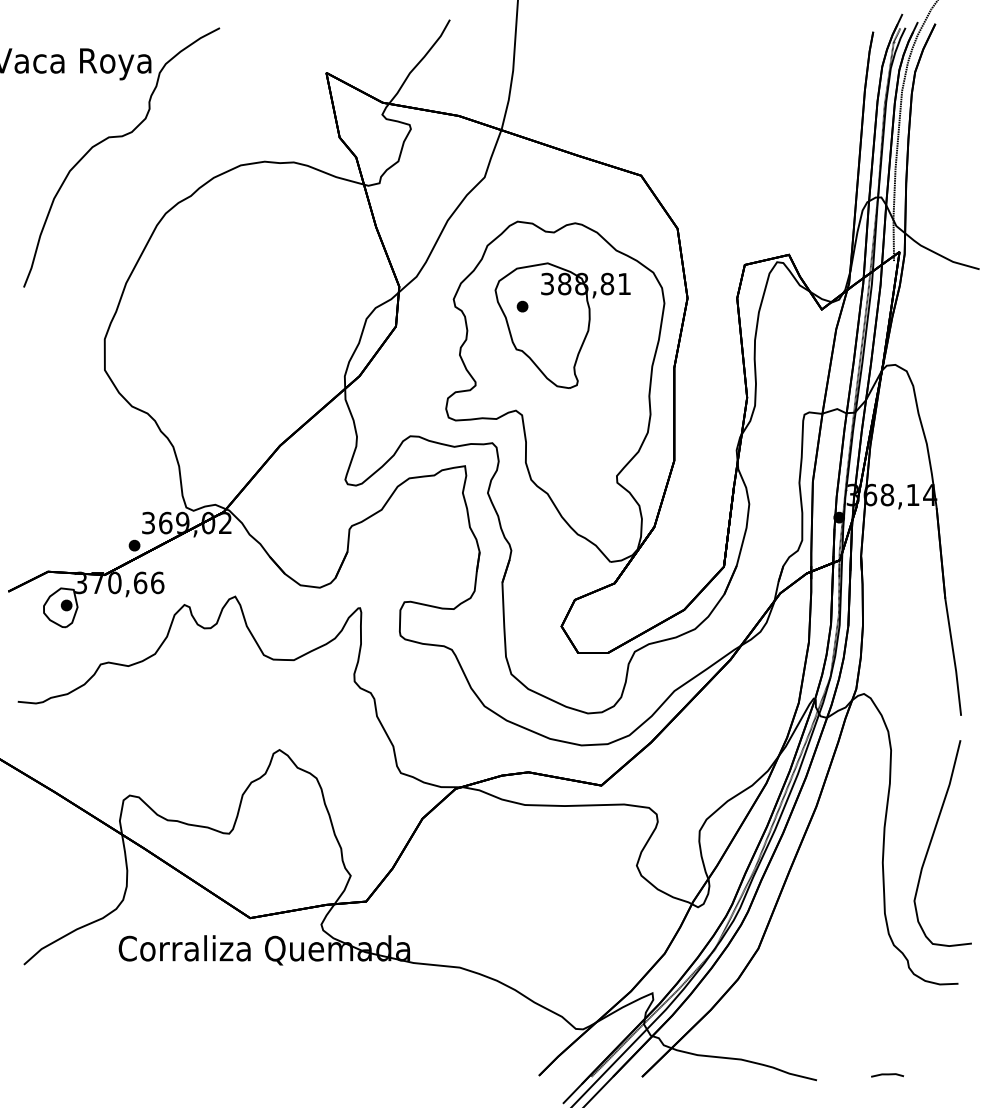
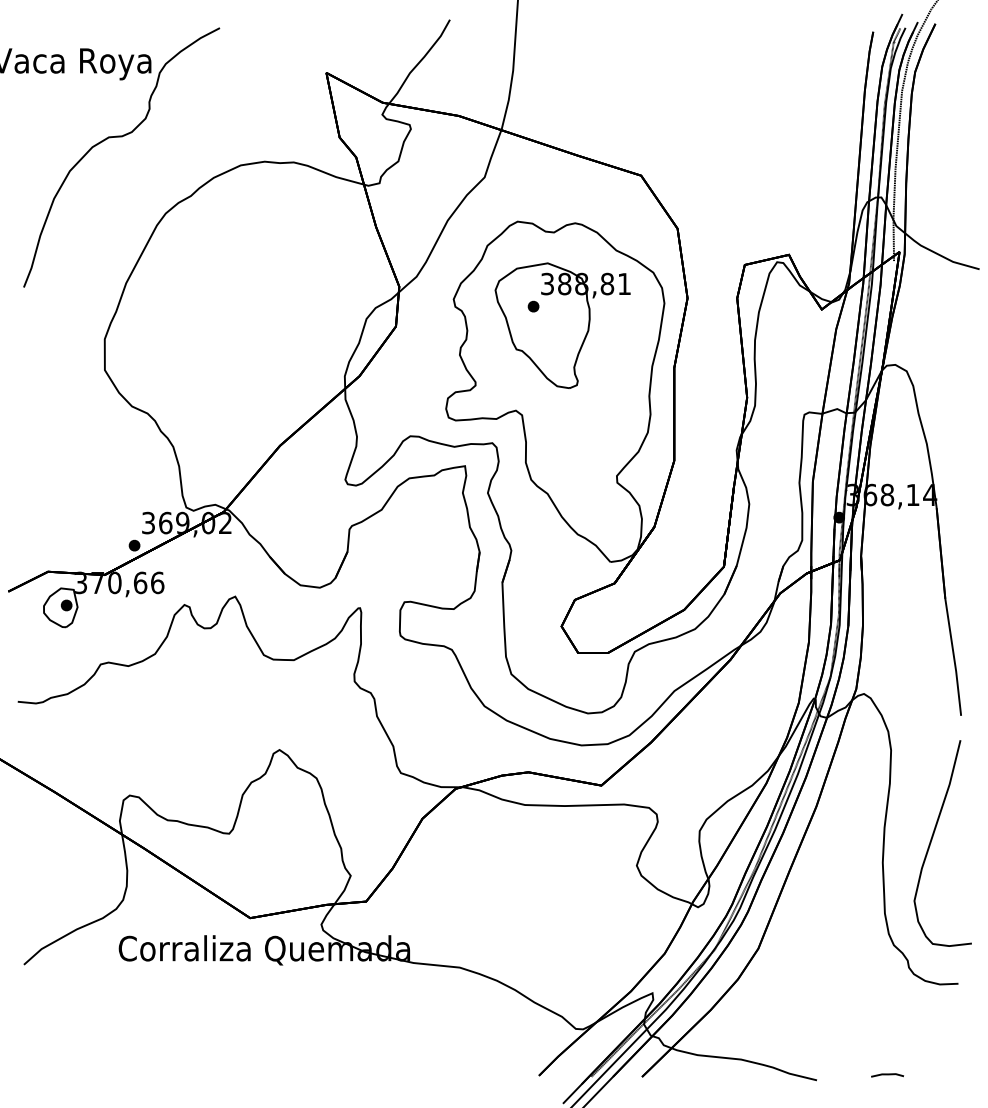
part position: (522, 306) -> (533, 306) (533, 306)
